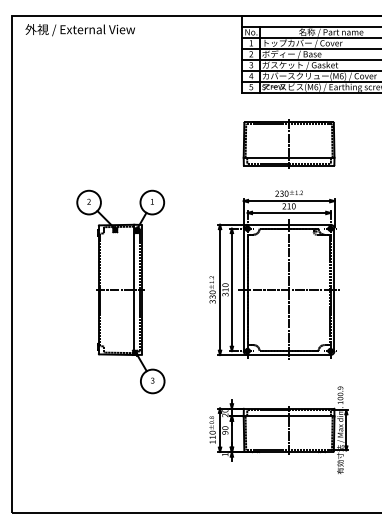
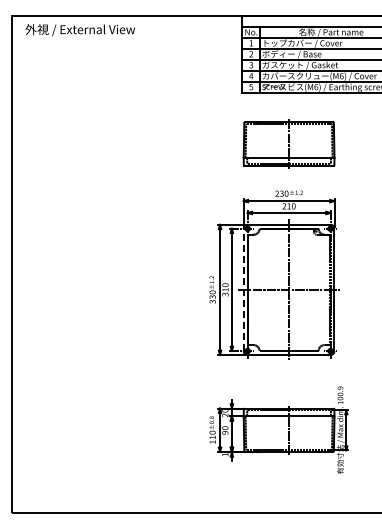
line: solid -> dashed (243, 289)
part: present -> none (120, 291)
